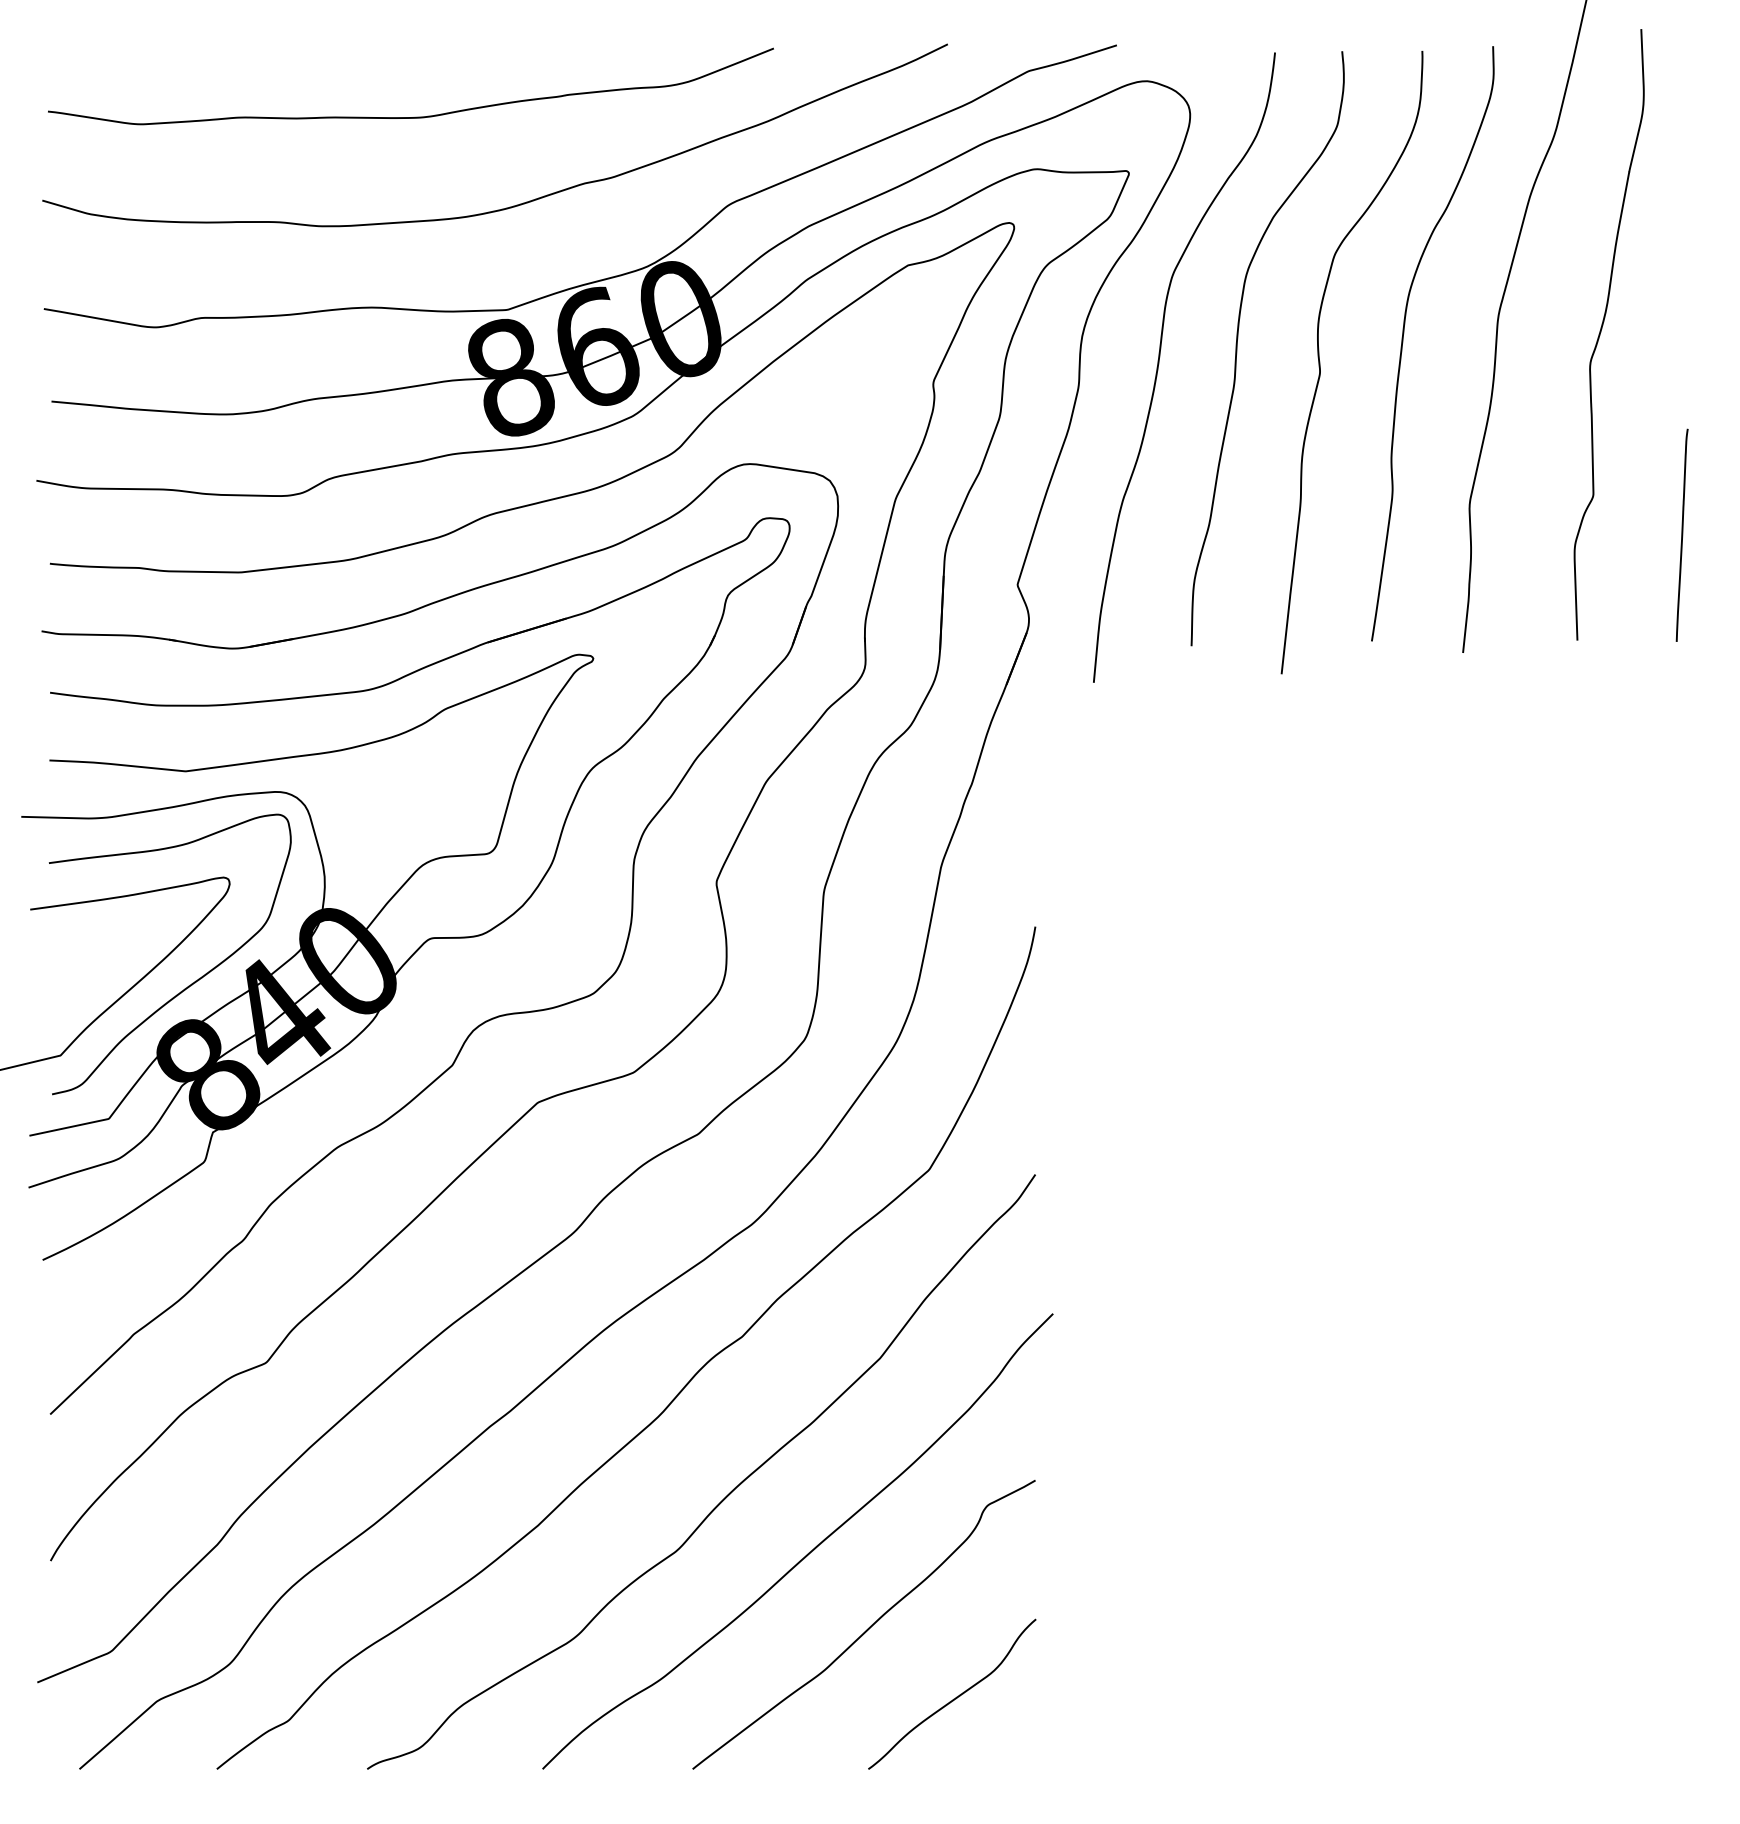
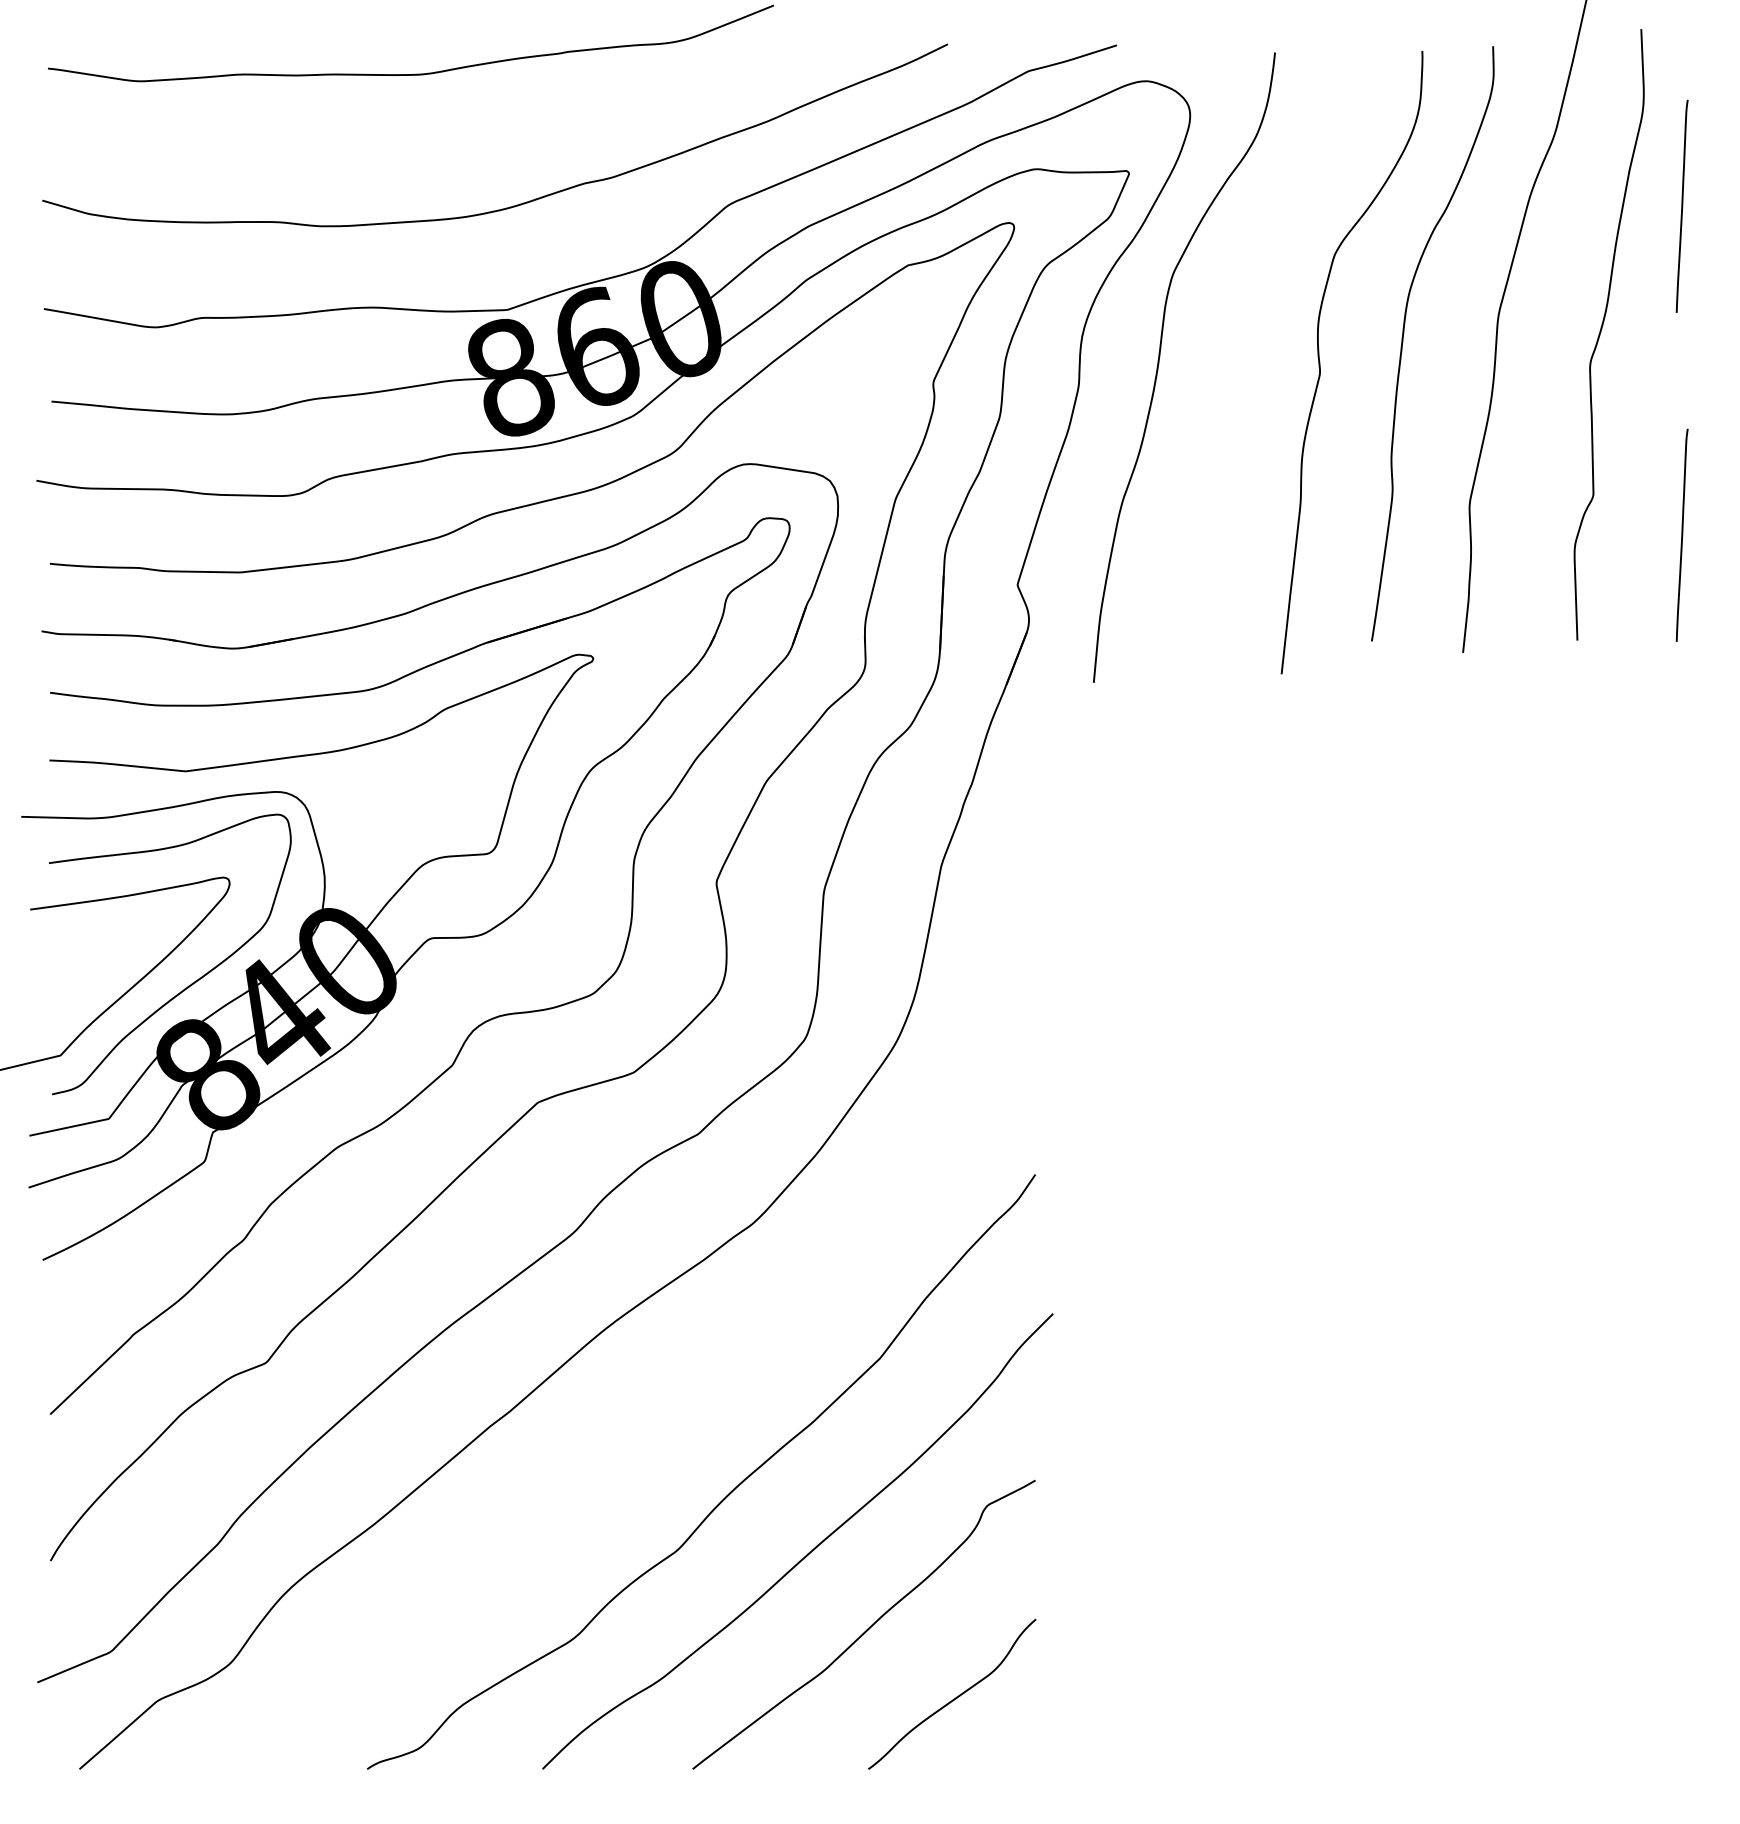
curve position: (415, 116) -> (415, 73) (415, 73)
line: none -> present (1681, 205)
curve: present -> none (1237, 348)
curve: present -> none (677, 1393)
